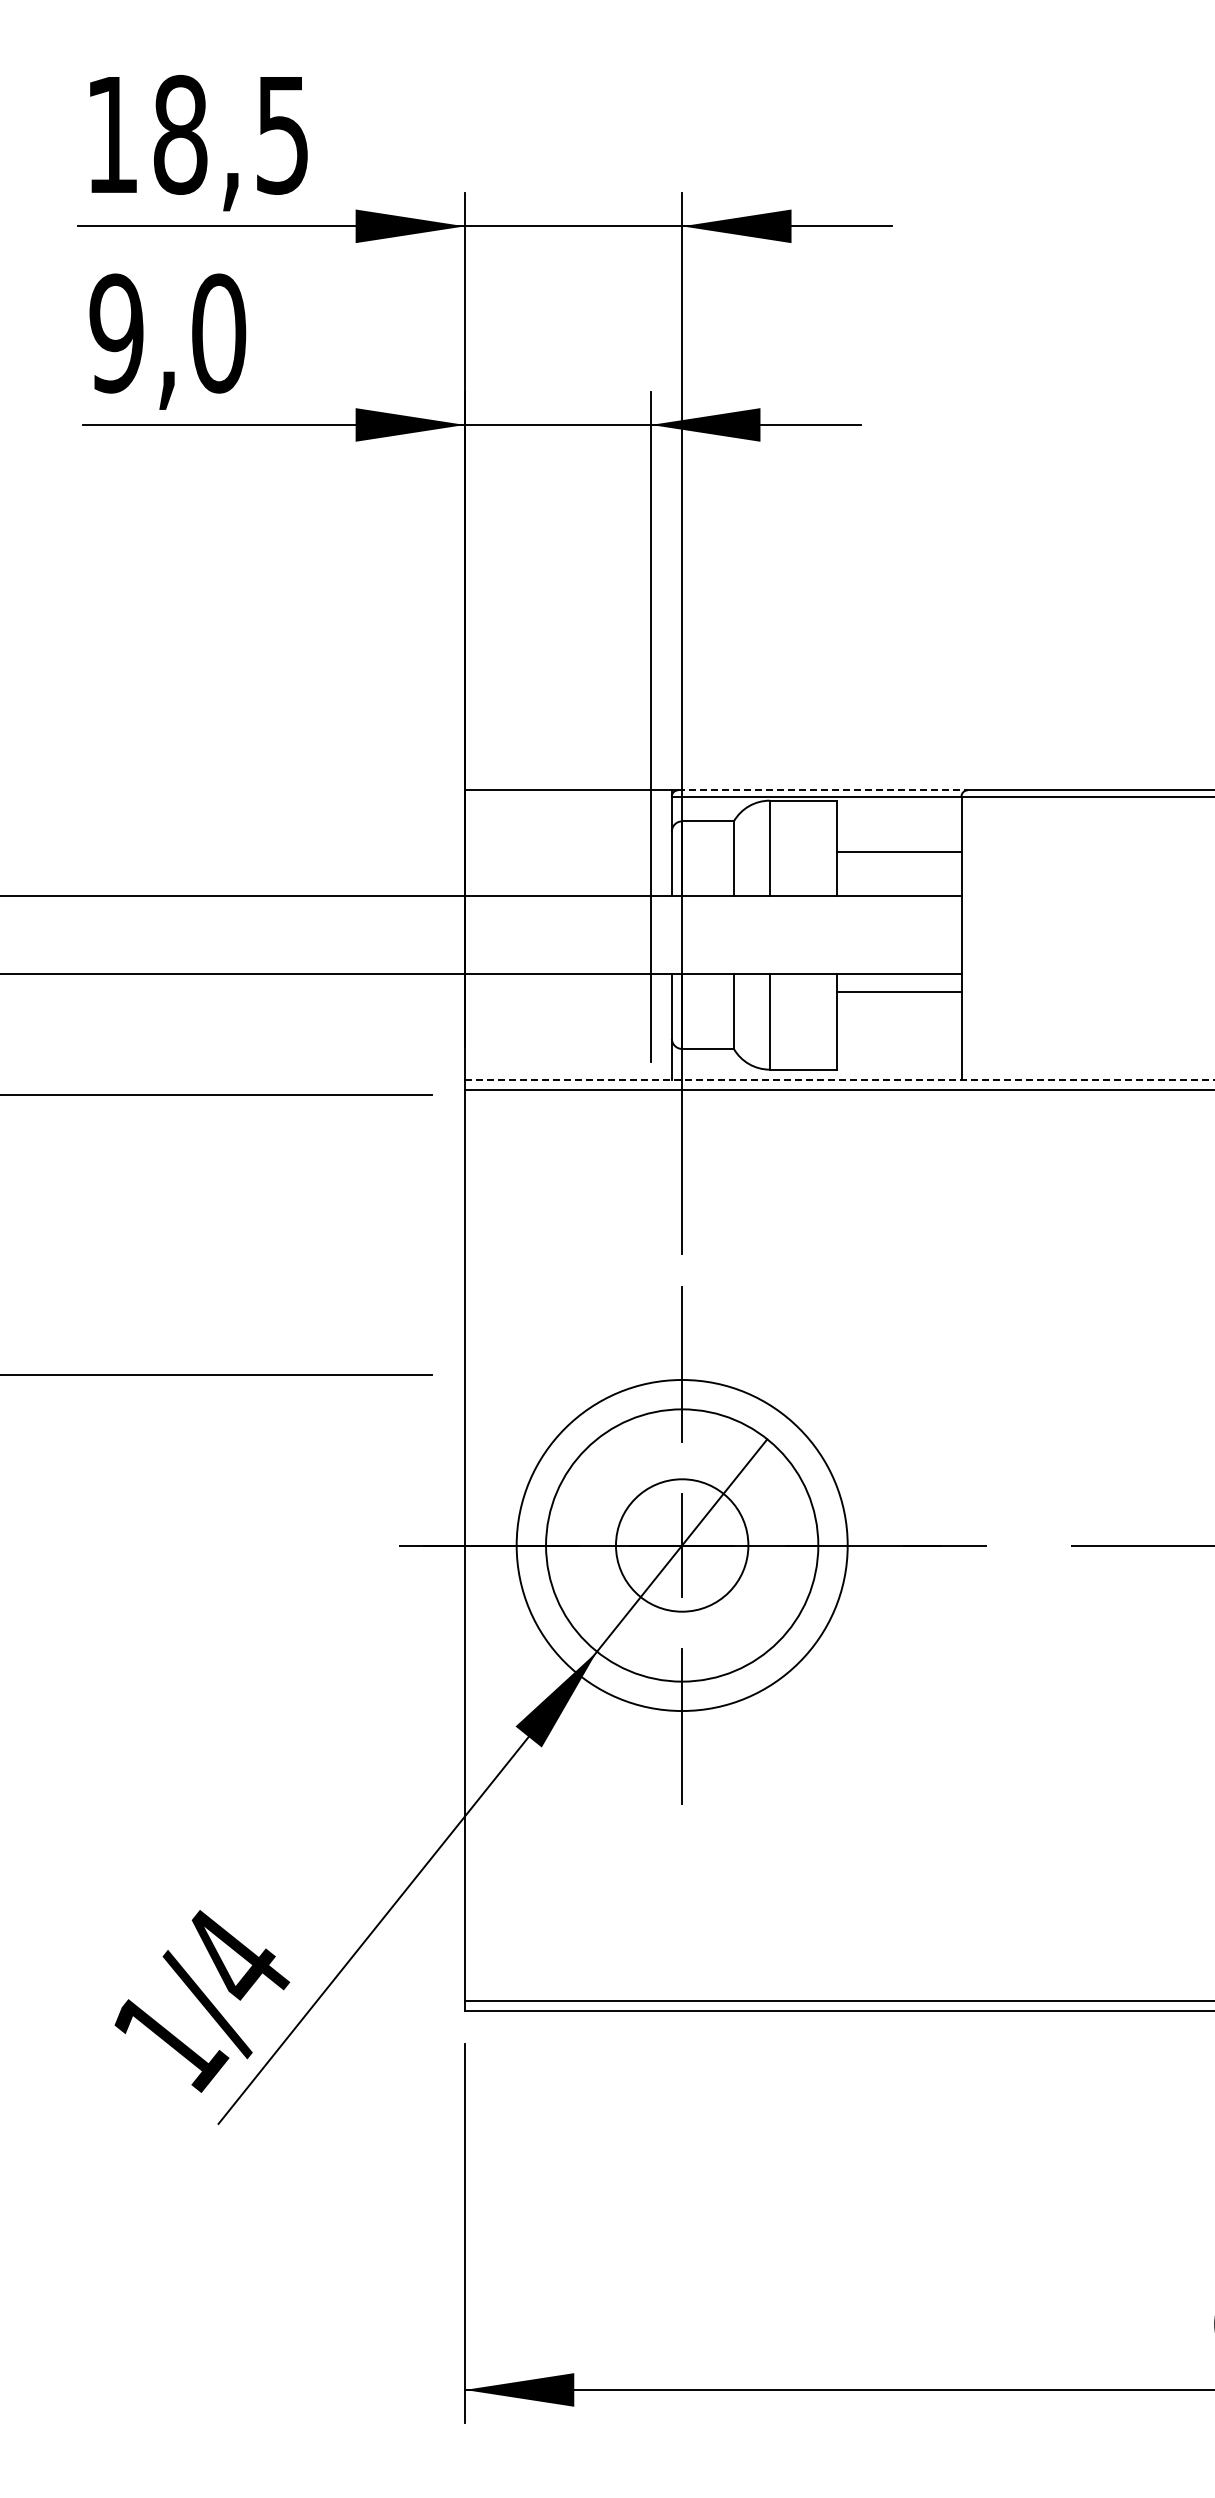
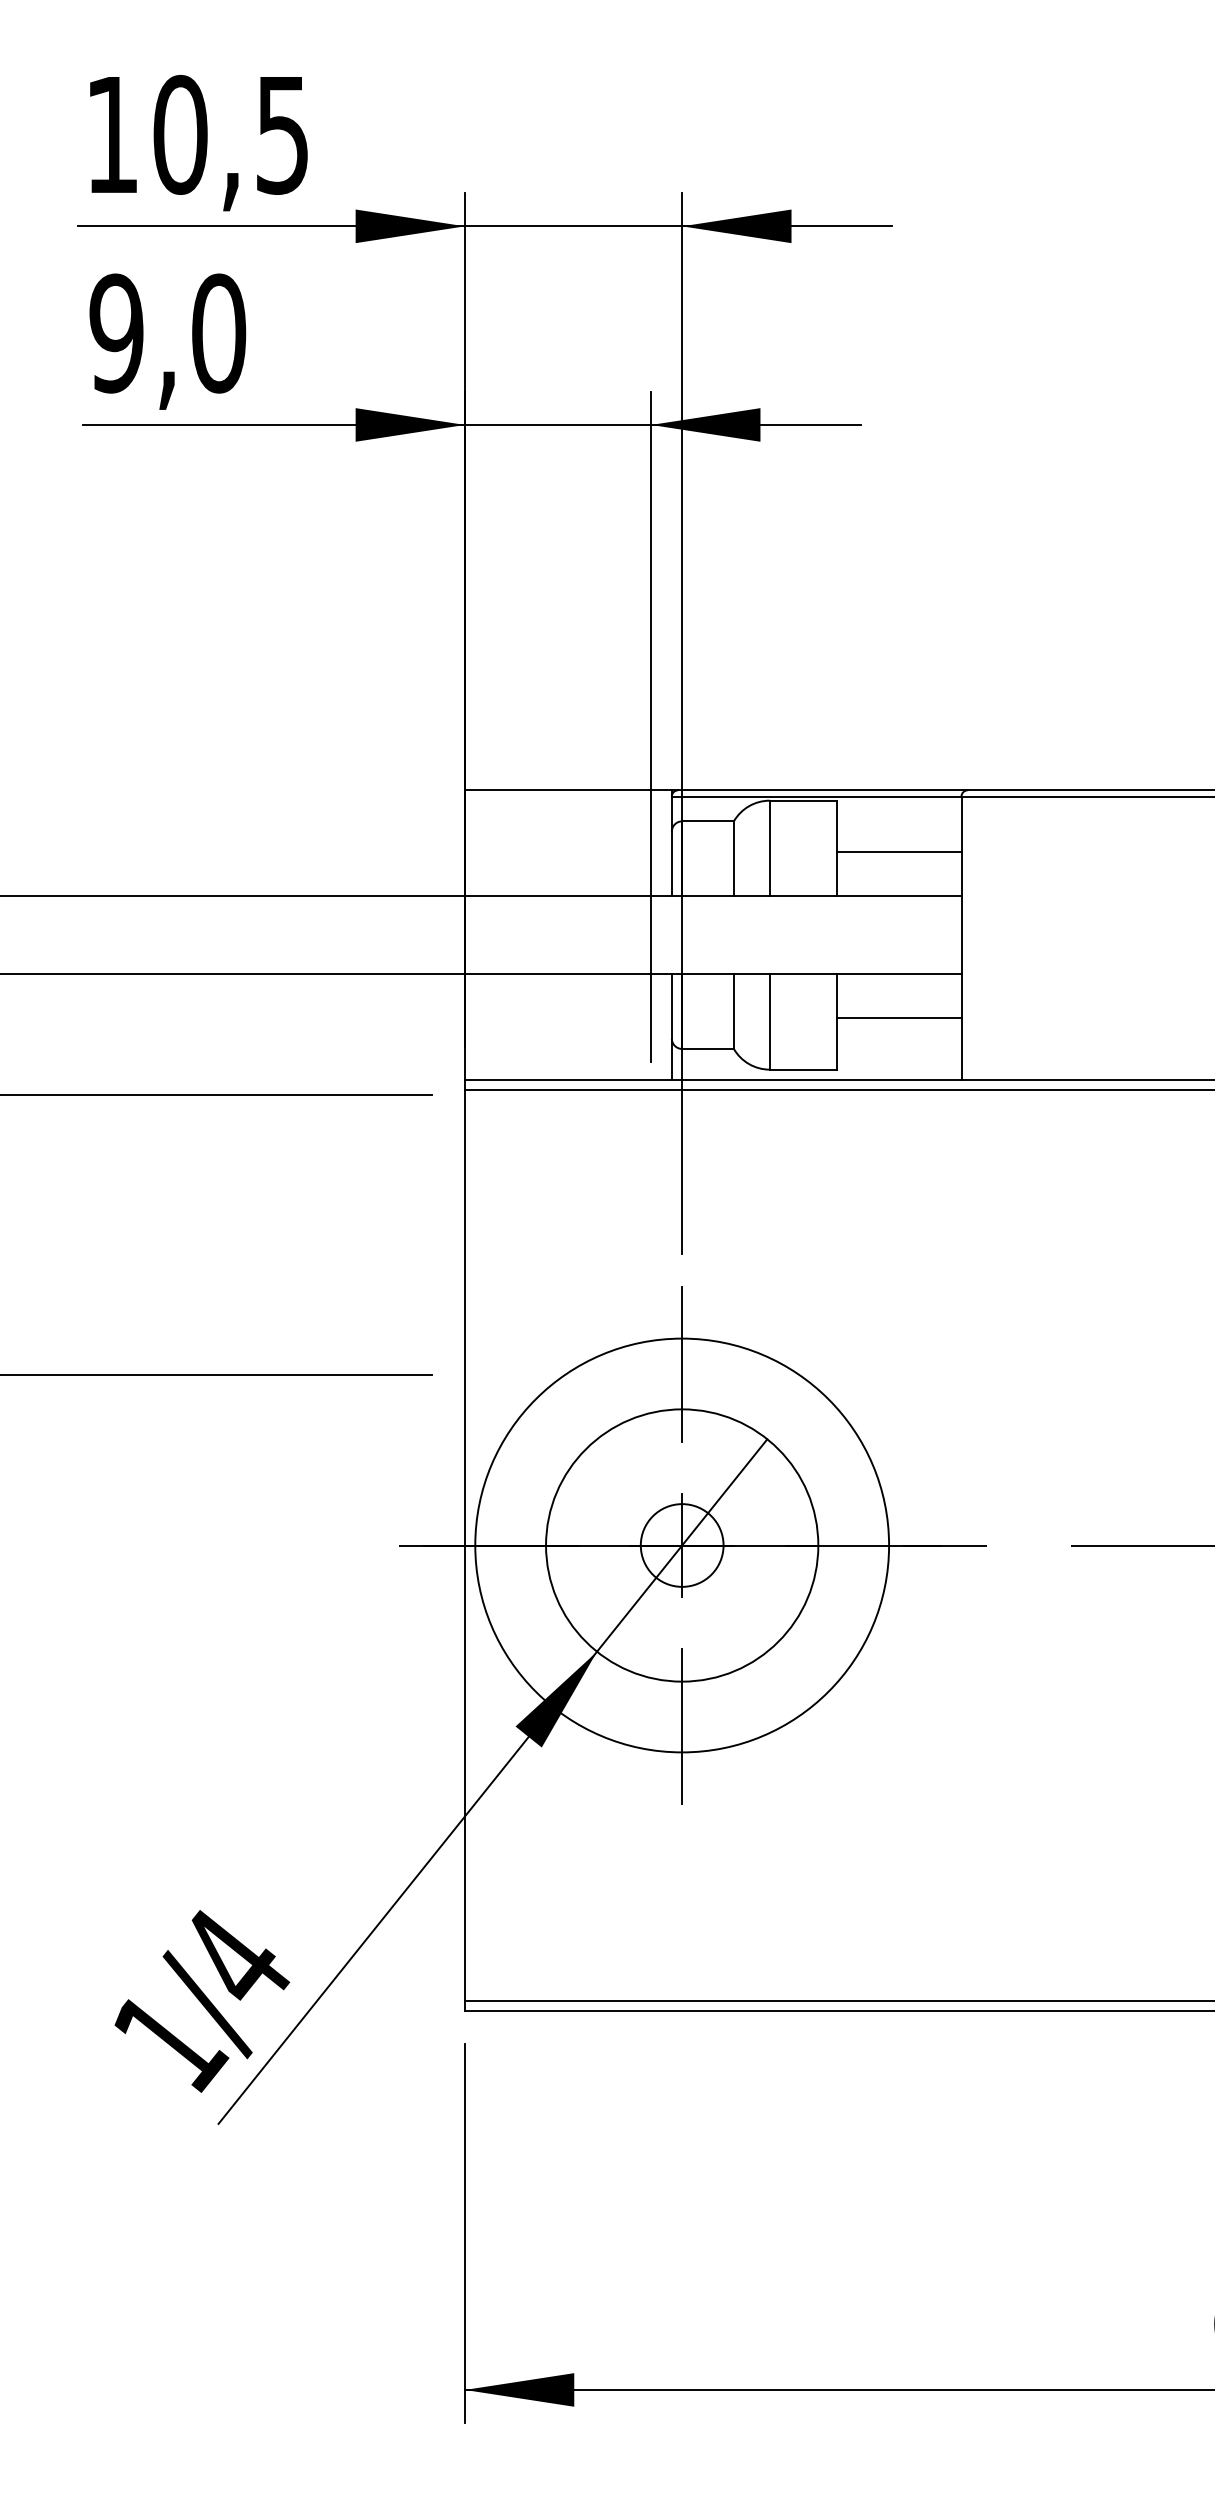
text: 18,5 -> 10,5 (180, 134)
line: dashed -> solid (822, 790)
line position: (899, 991) -> (899, 1017) (899, 1017)
line: dashed -> solid (839, 1079)
circle diameter: 132 px -> 83 px (681, 1545)
circle diameter: 331 px -> 414 px (682, 1545)
